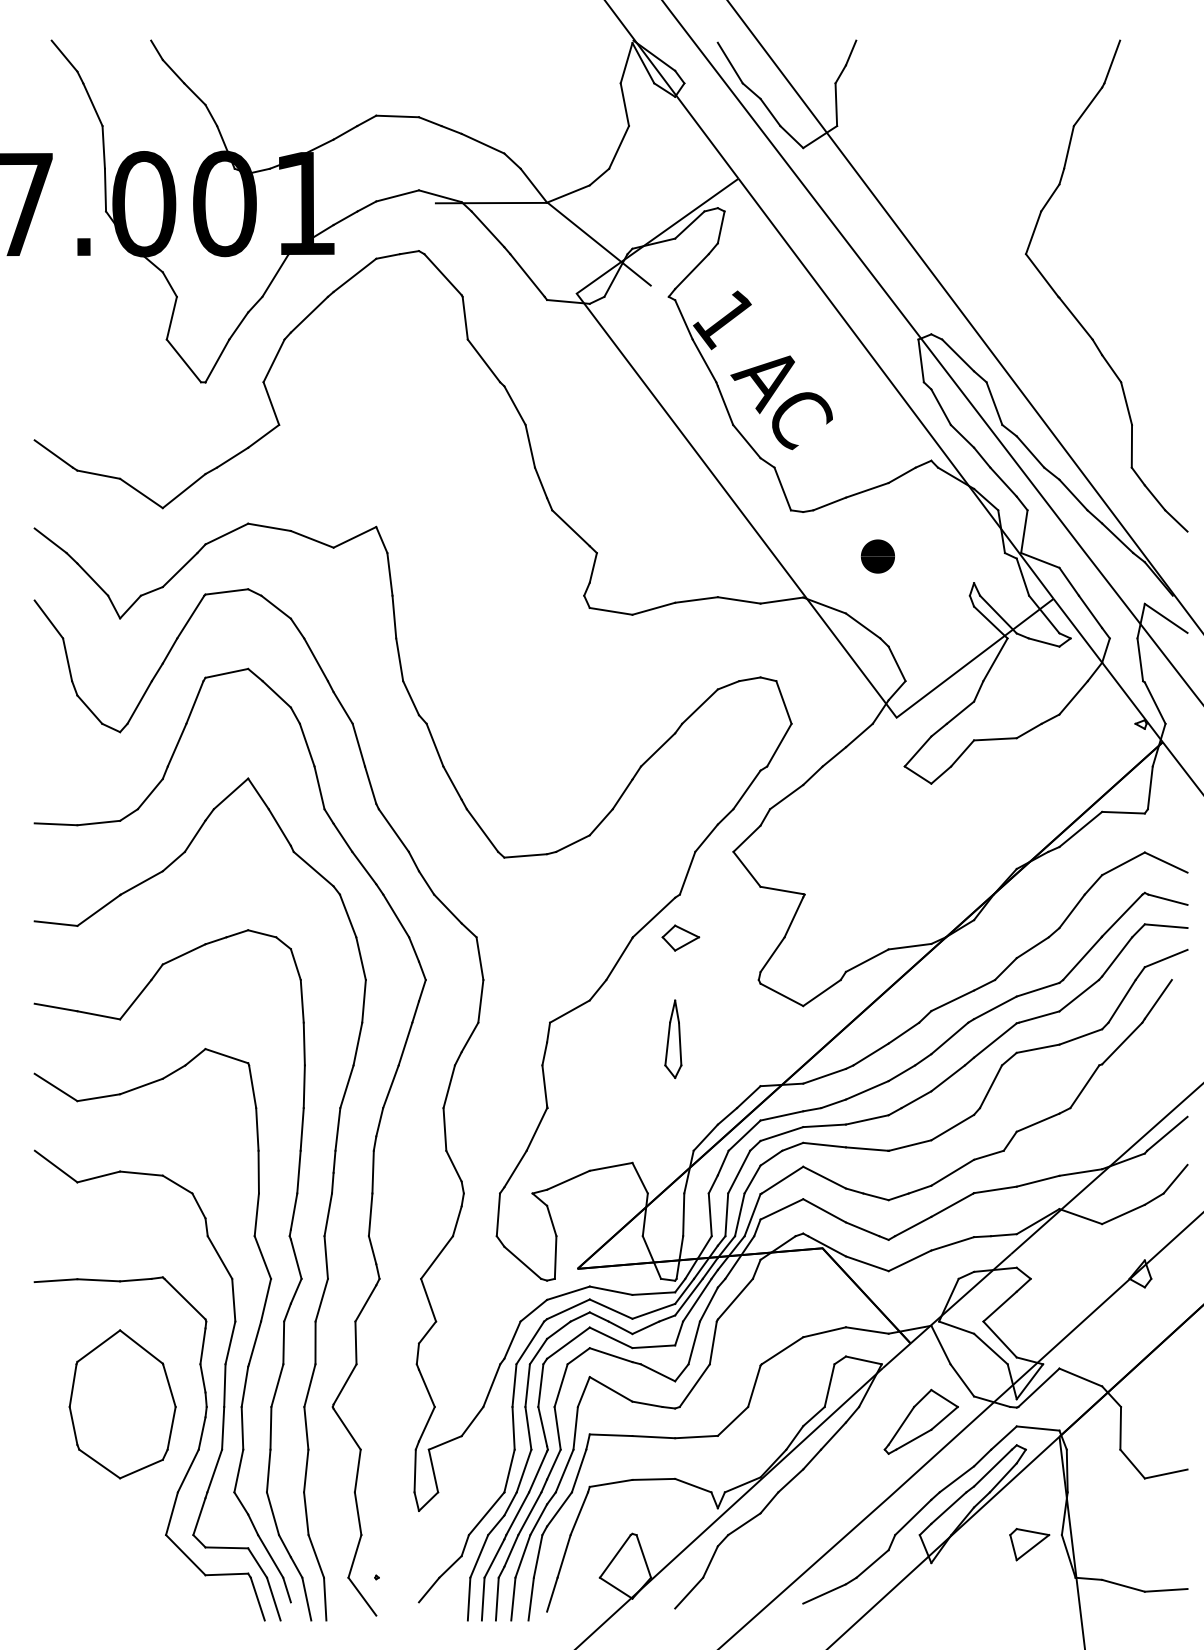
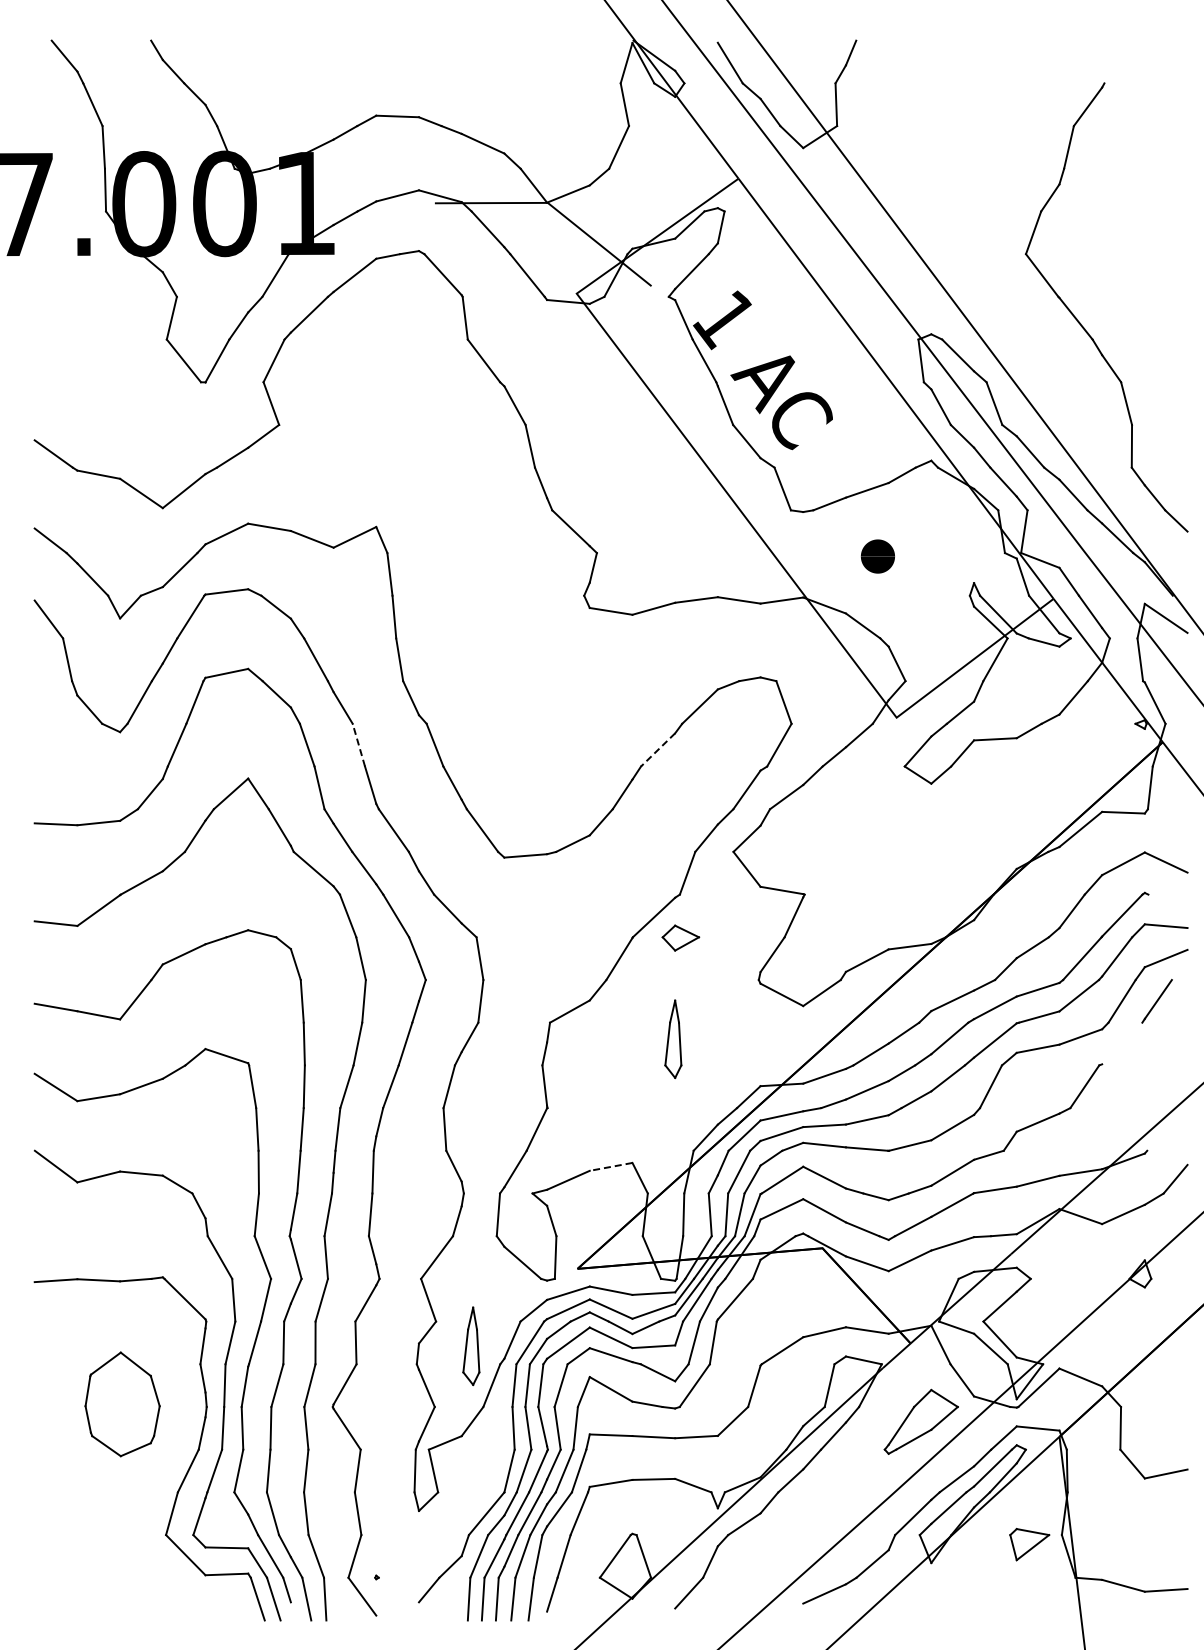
line: present -> none (1112, 61)
line: solid -> dashed (358, 744)
line: solid -> dashed (658, 749)
line: present -> none (1167, 899)
line: present -> none (1122, 1043)
line: present -> none (1167, 1133)
line: solid -> dashed (611, 1166)
part: none -> present (471, 1346)
part size: 109x151 px -> 77x107 px (122, 1404)
